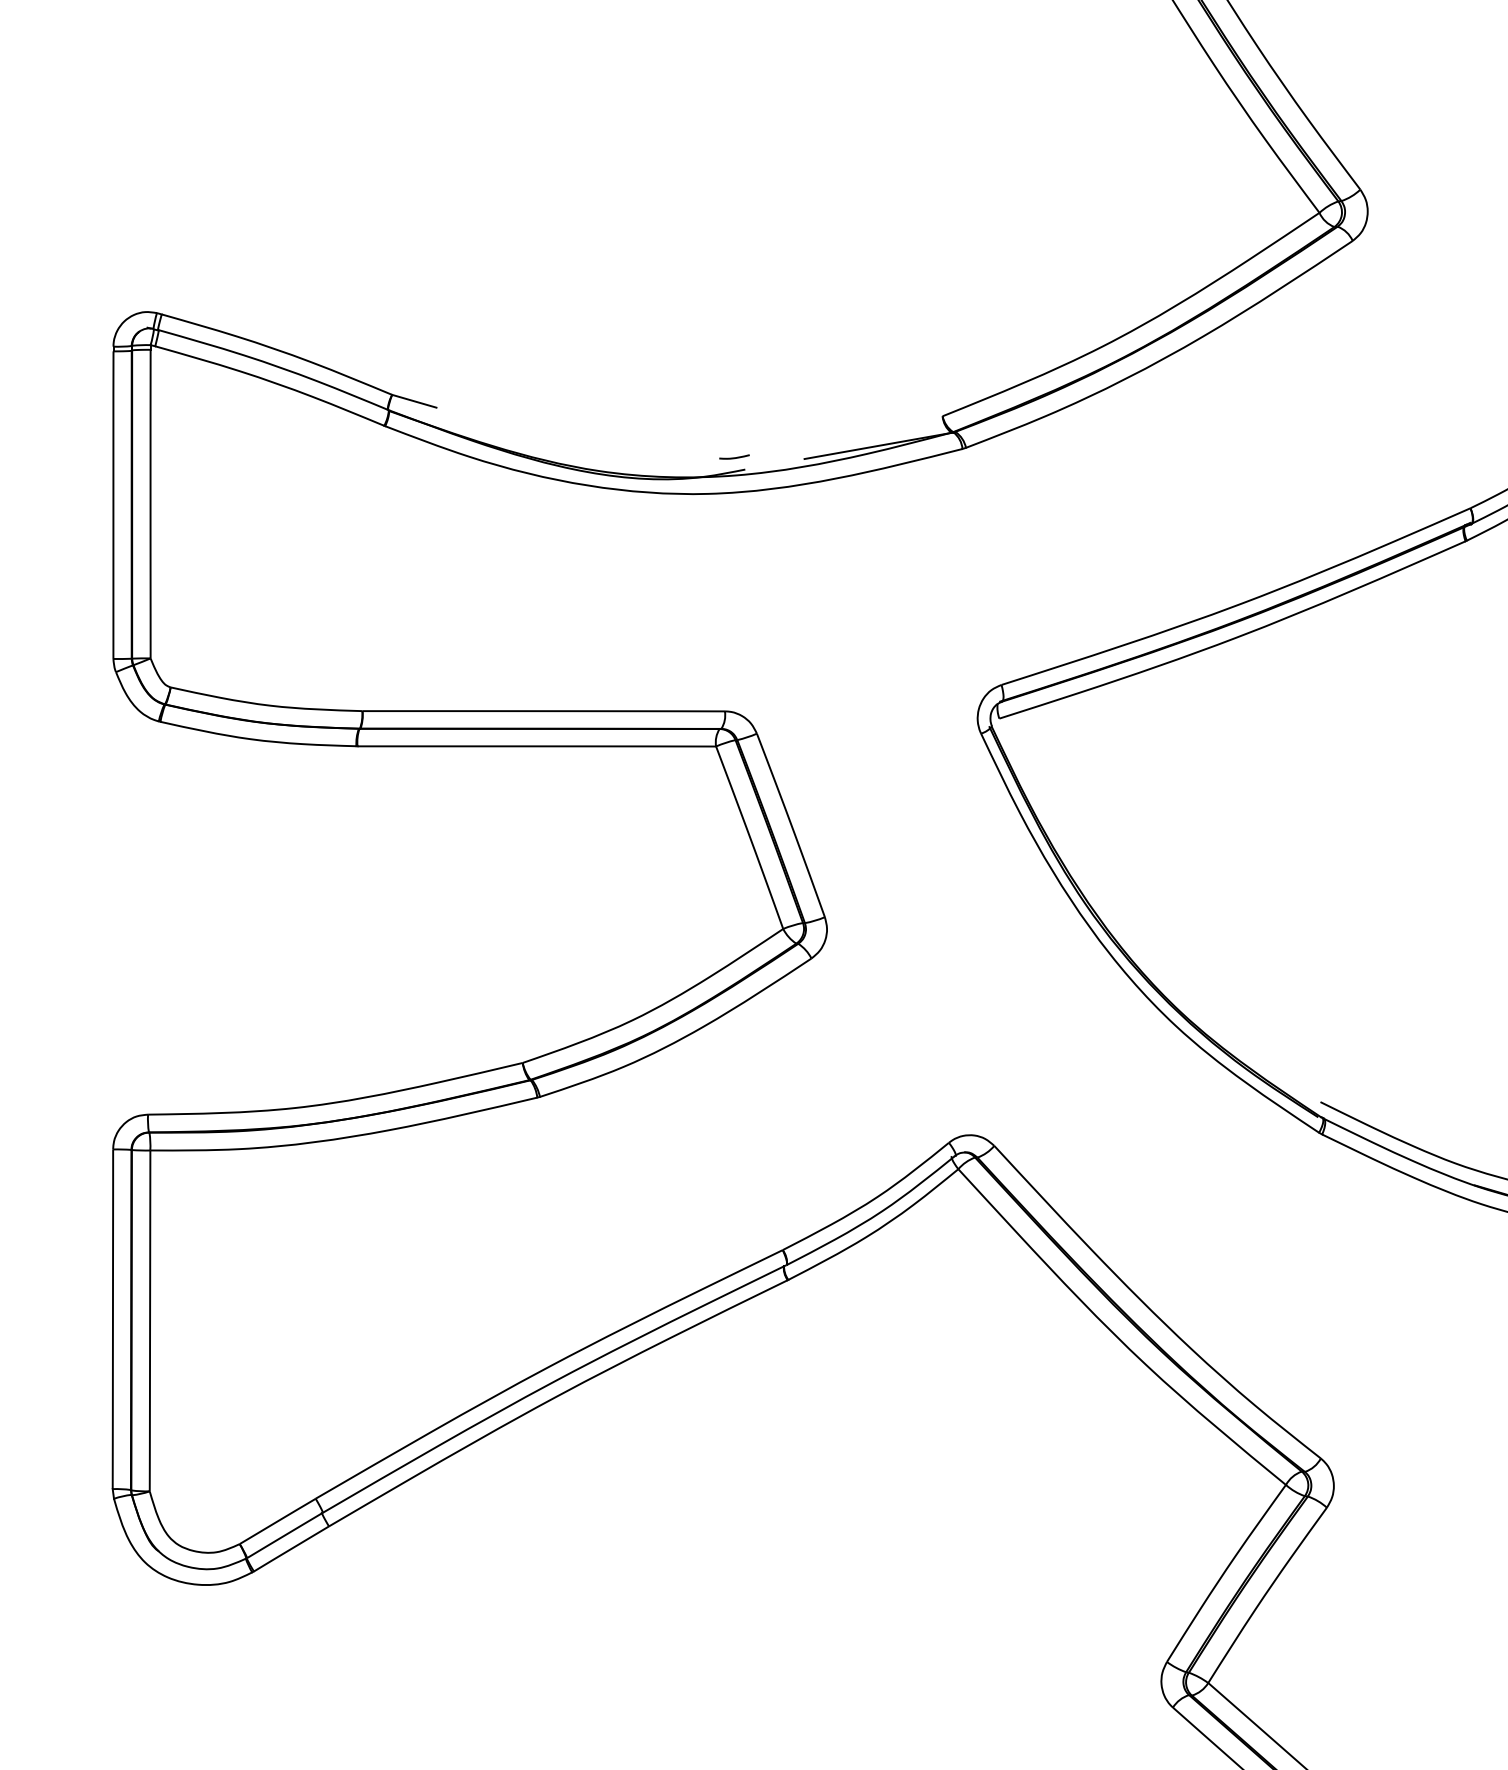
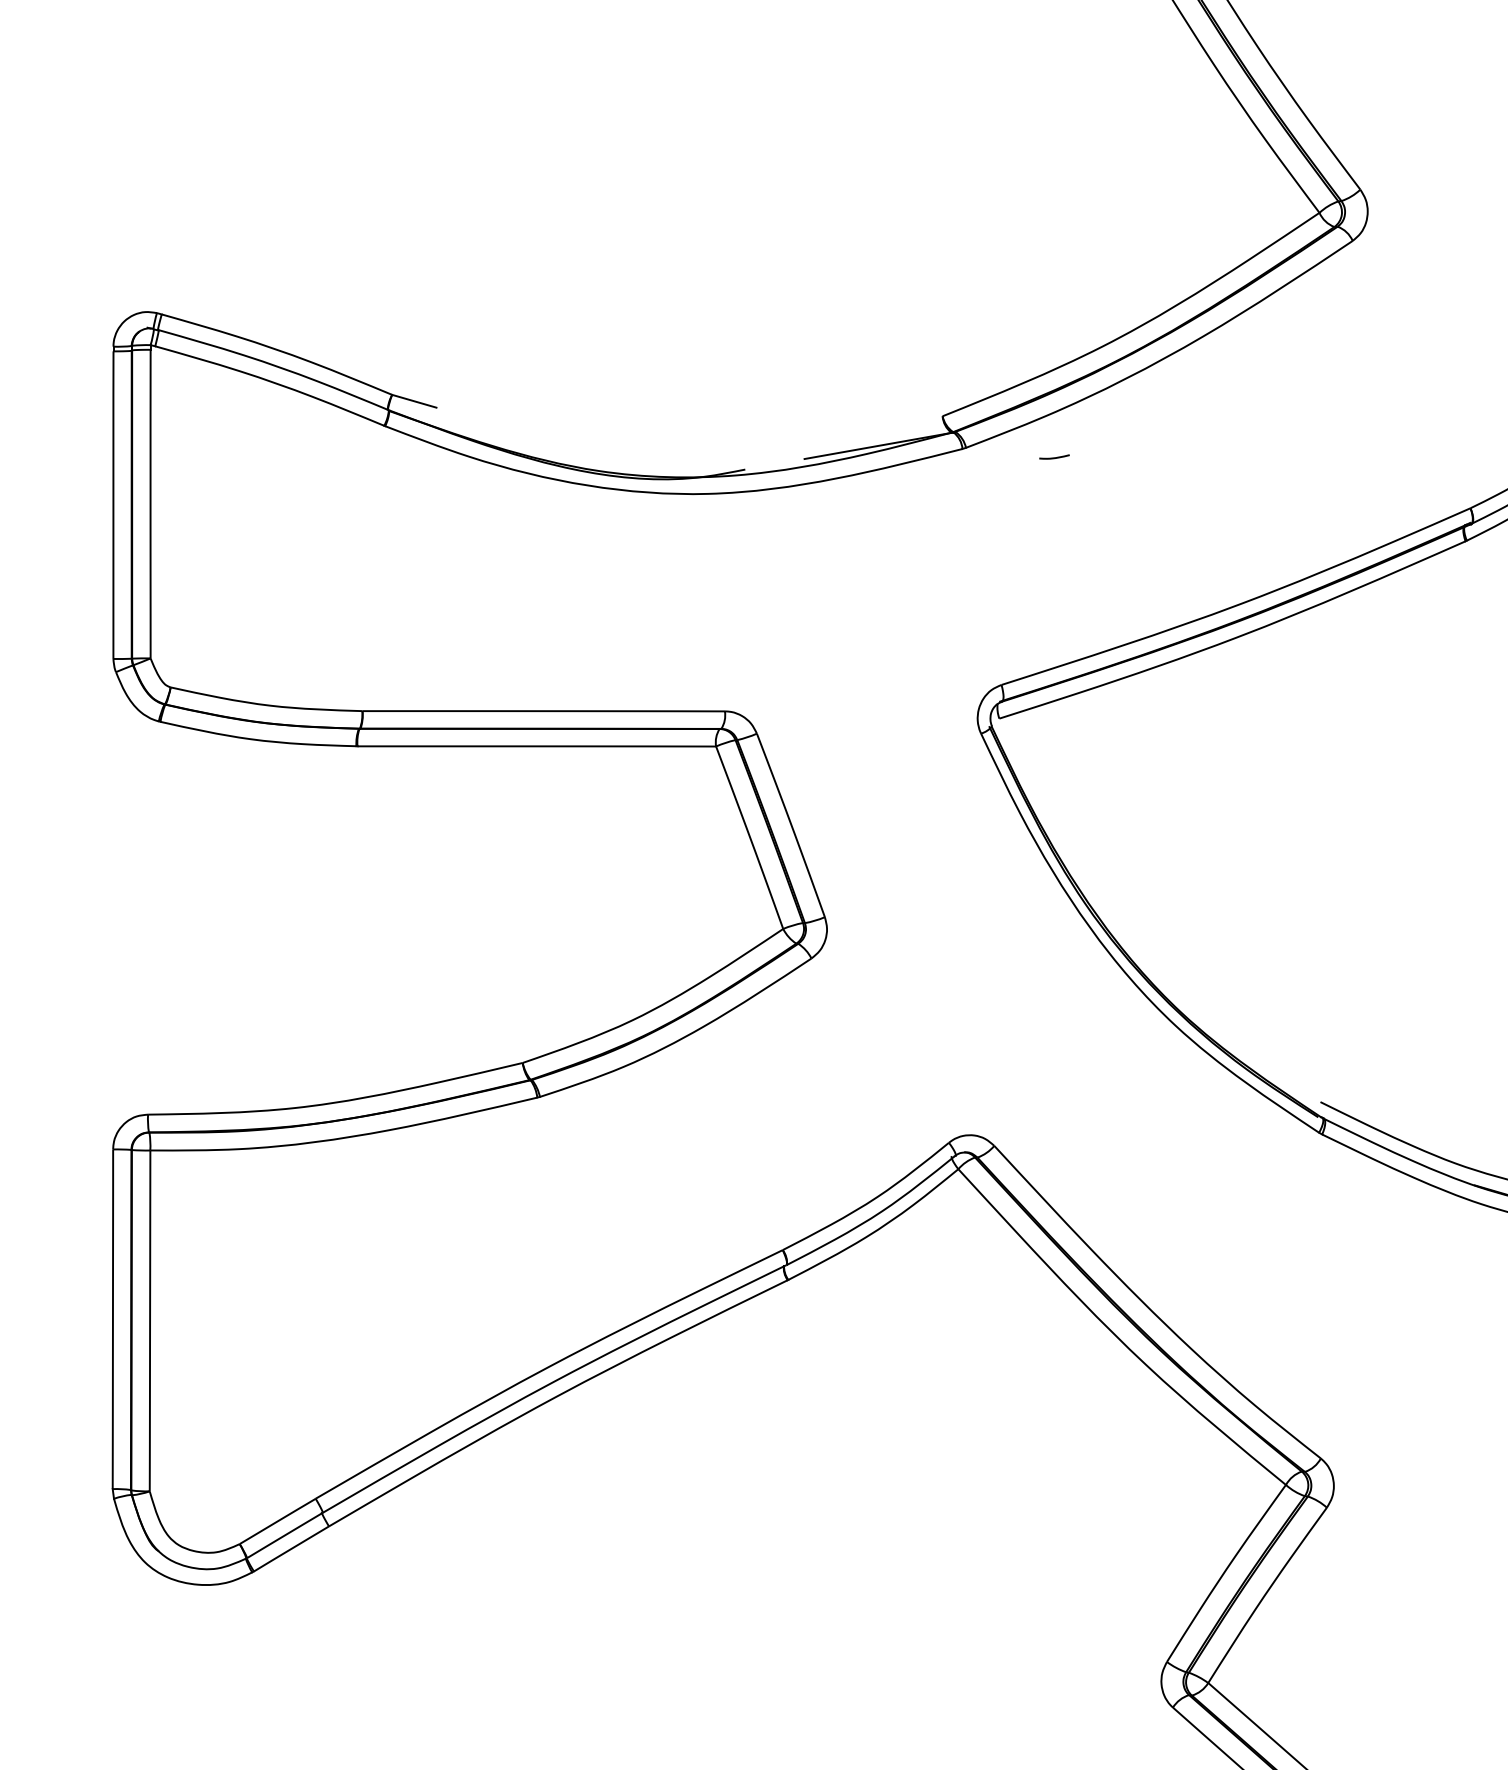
line position: (734, 457) -> (1054, 457) (1054, 457)
